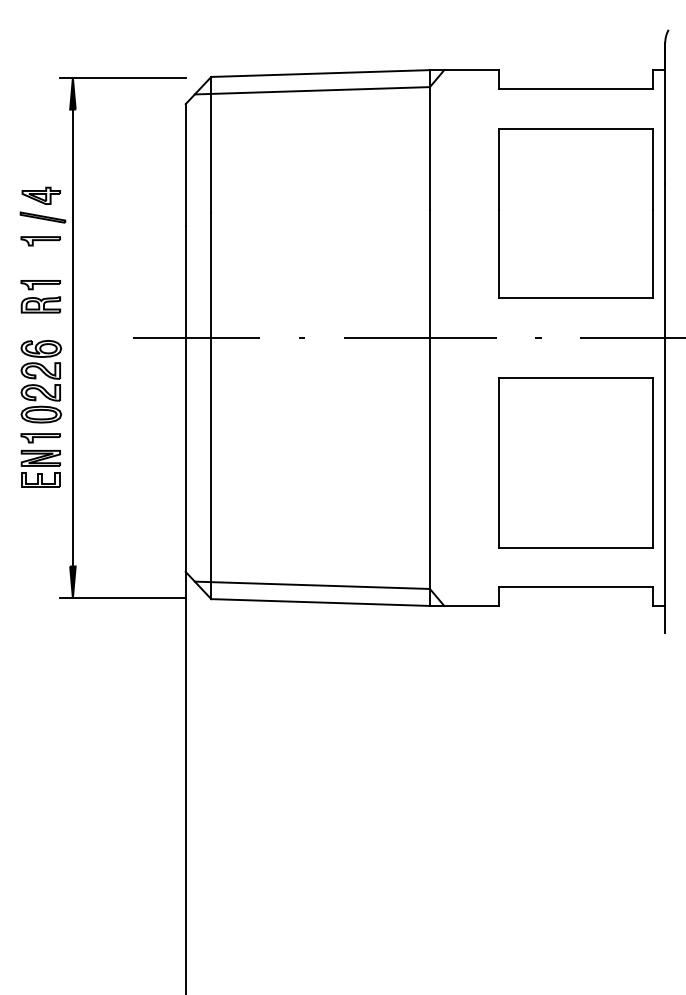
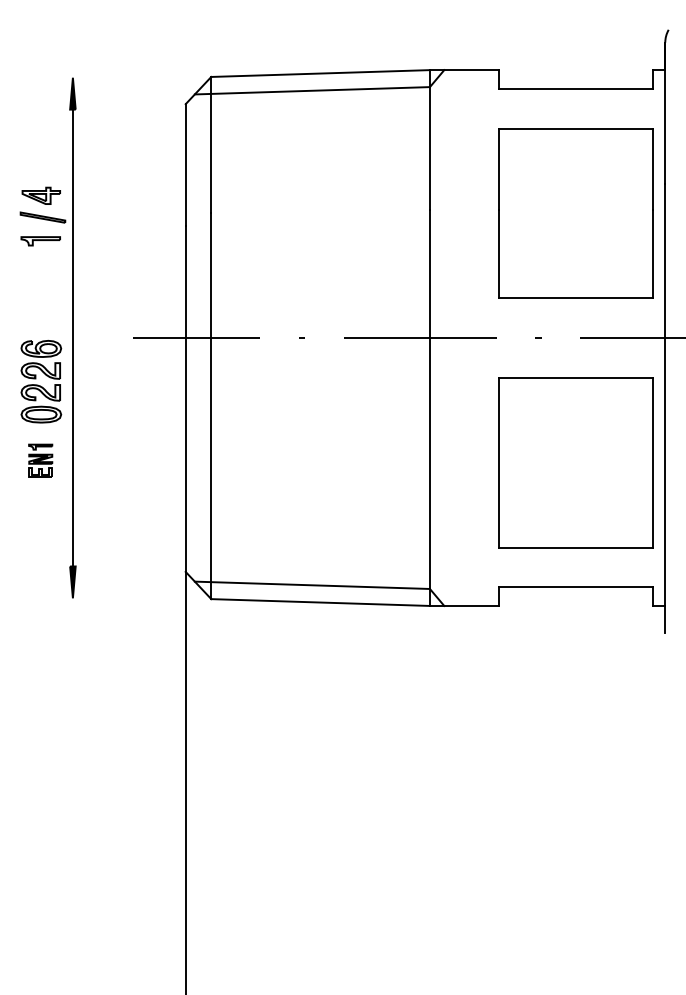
line: present -> none (122, 77)
part: present -> none (40, 296)
part size: 41x55 px -> 26x35 px (40, 460)
line: present -> none (122, 598)
